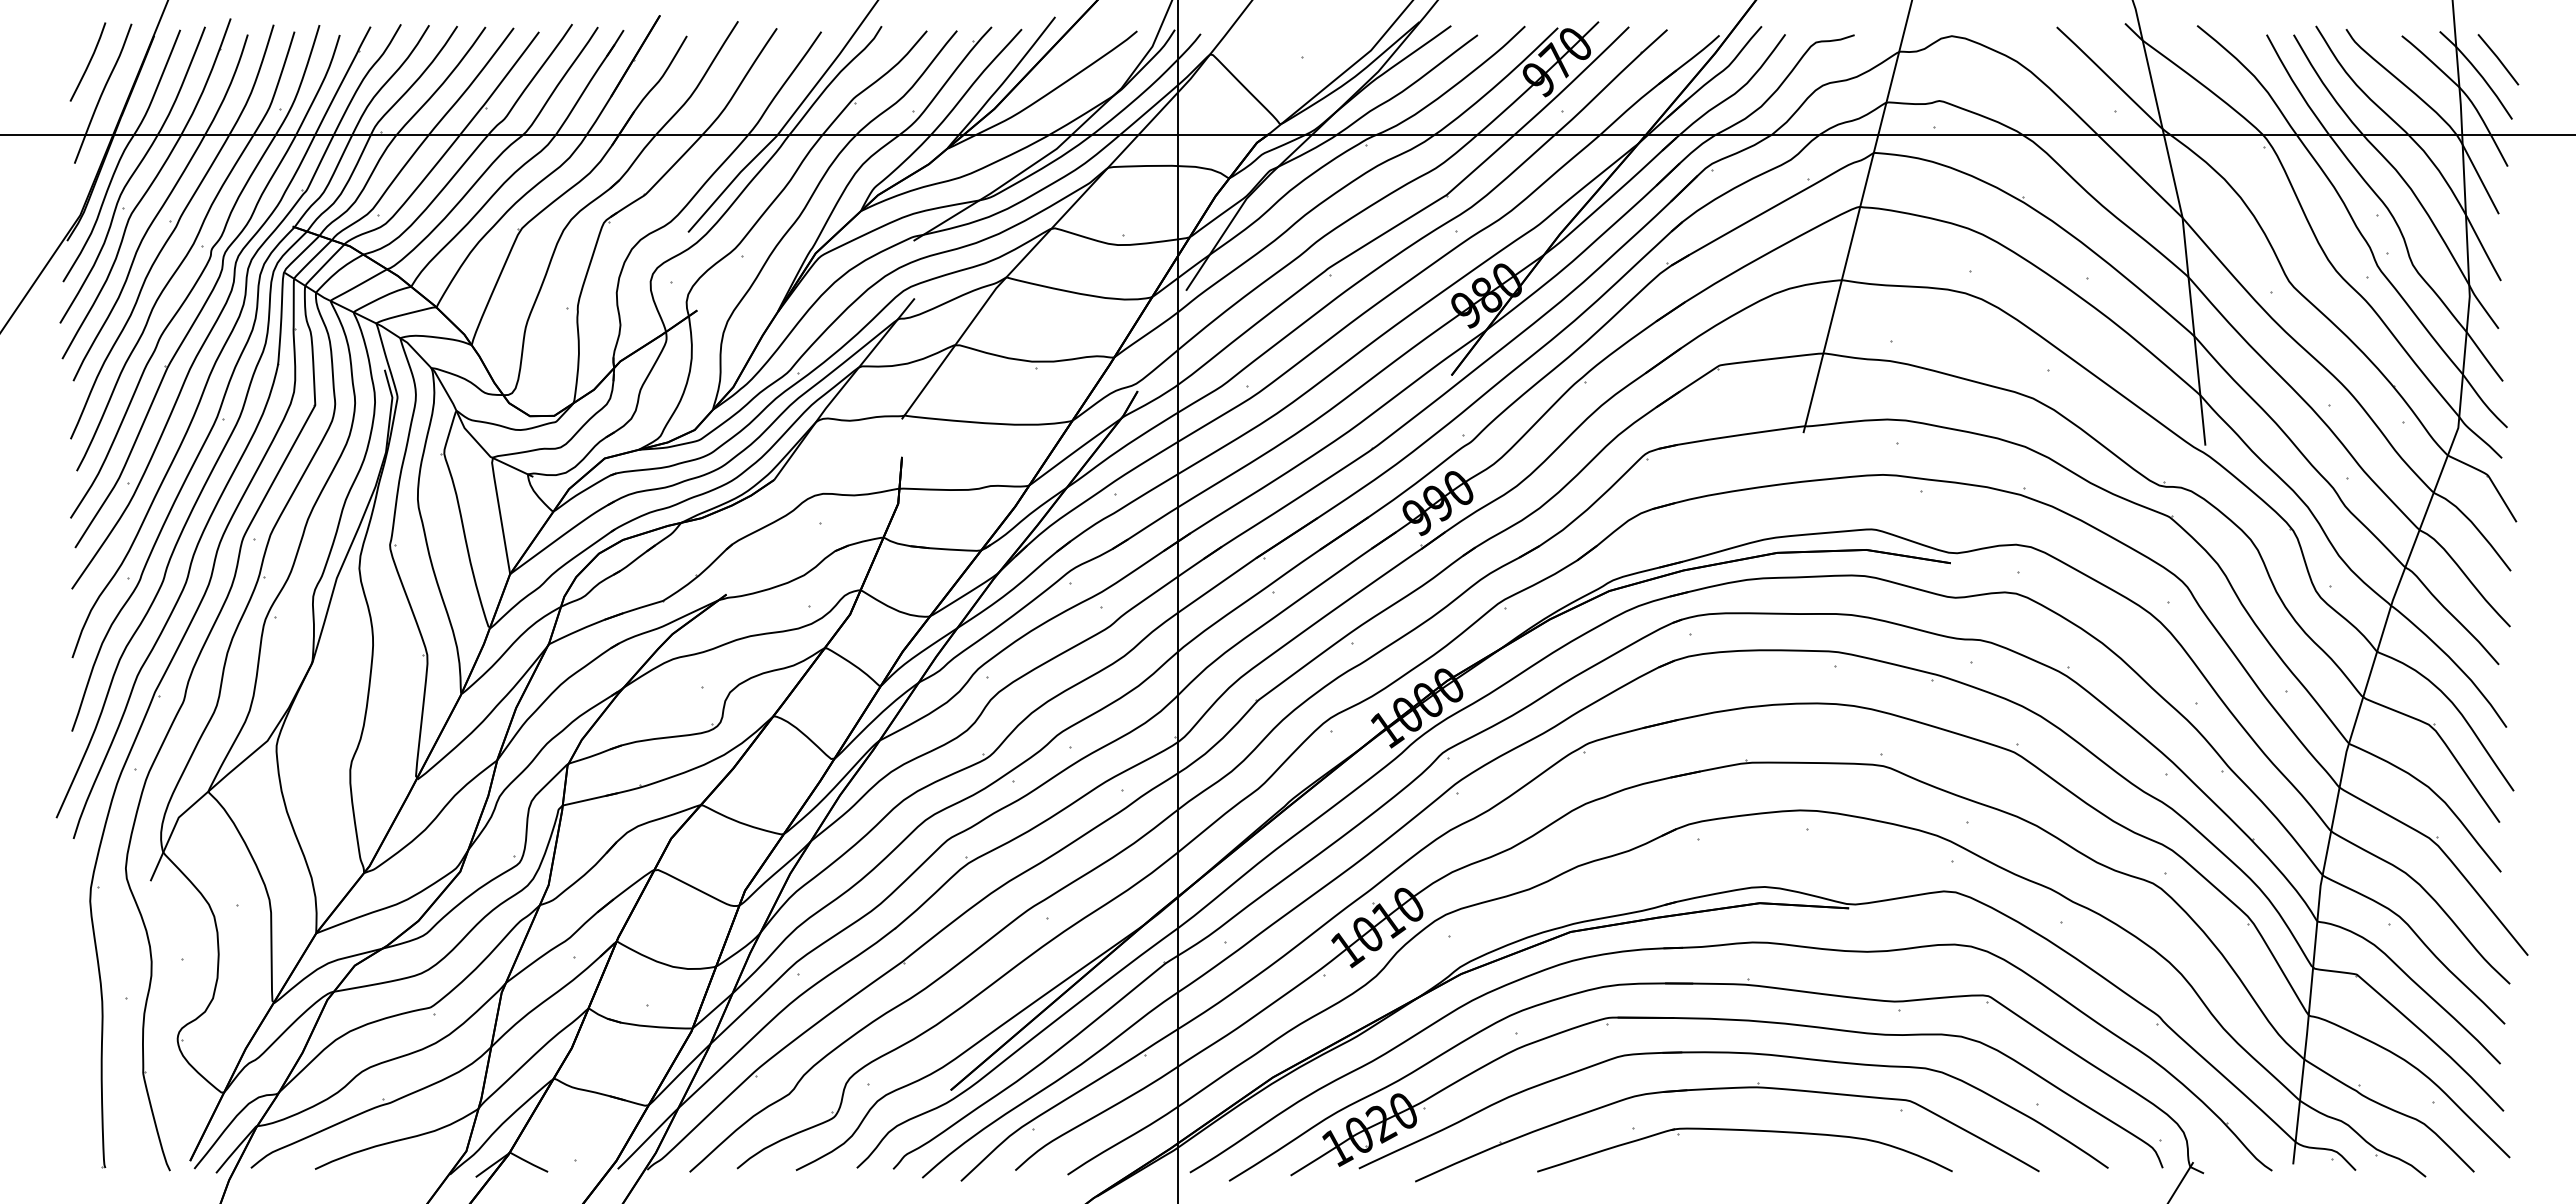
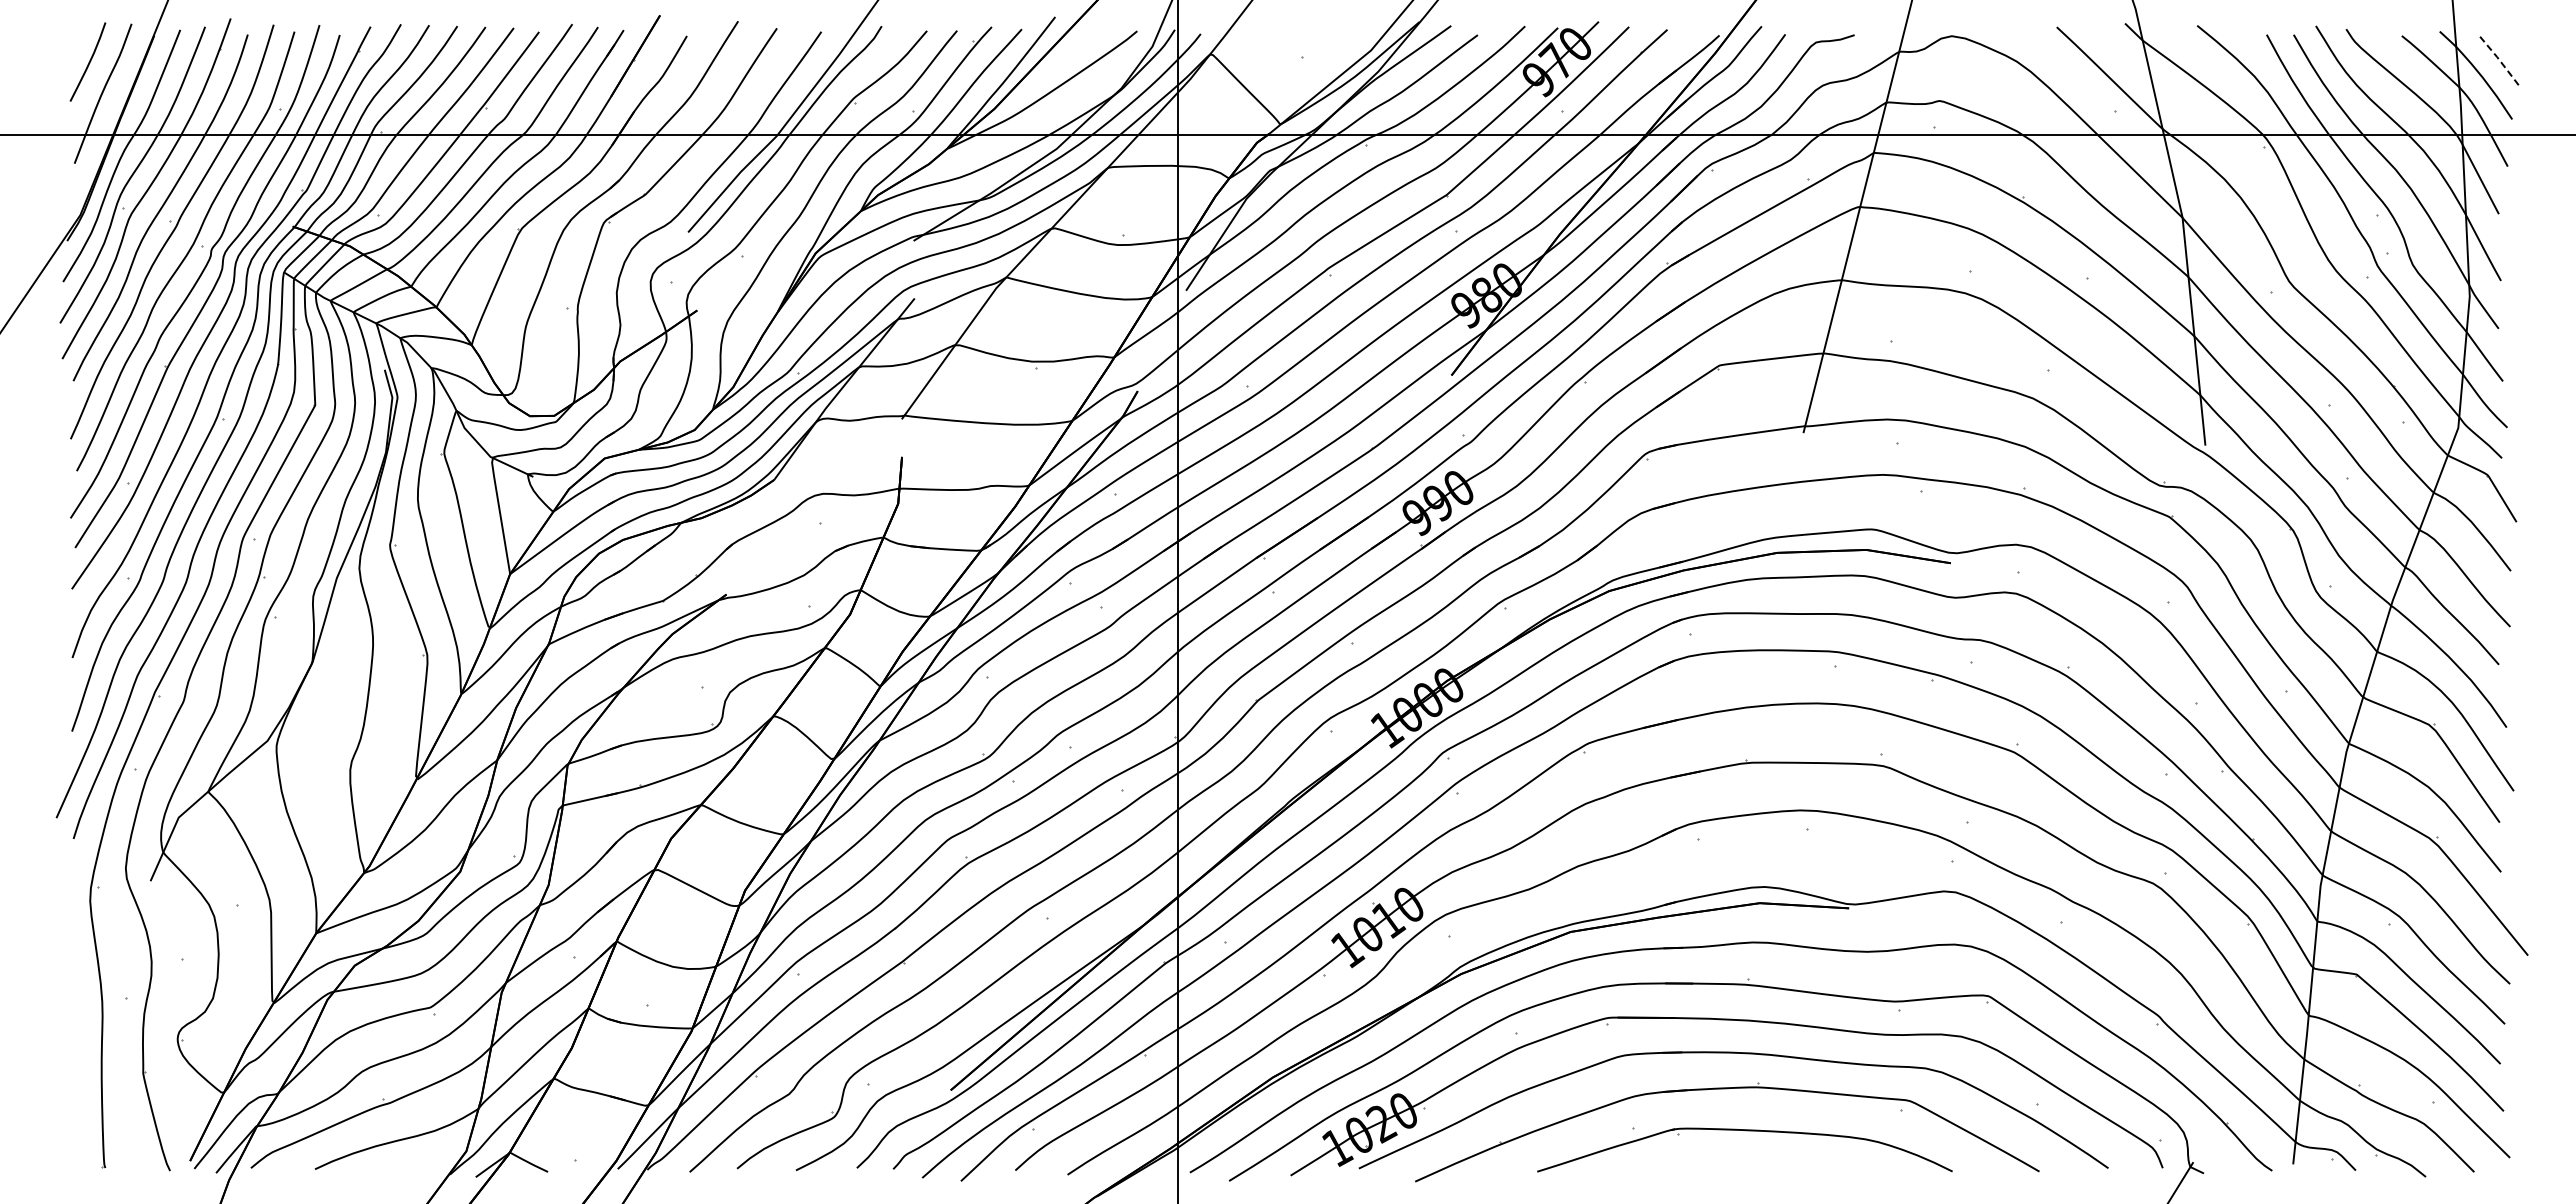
line: solid -> dashed (2498, 58)
